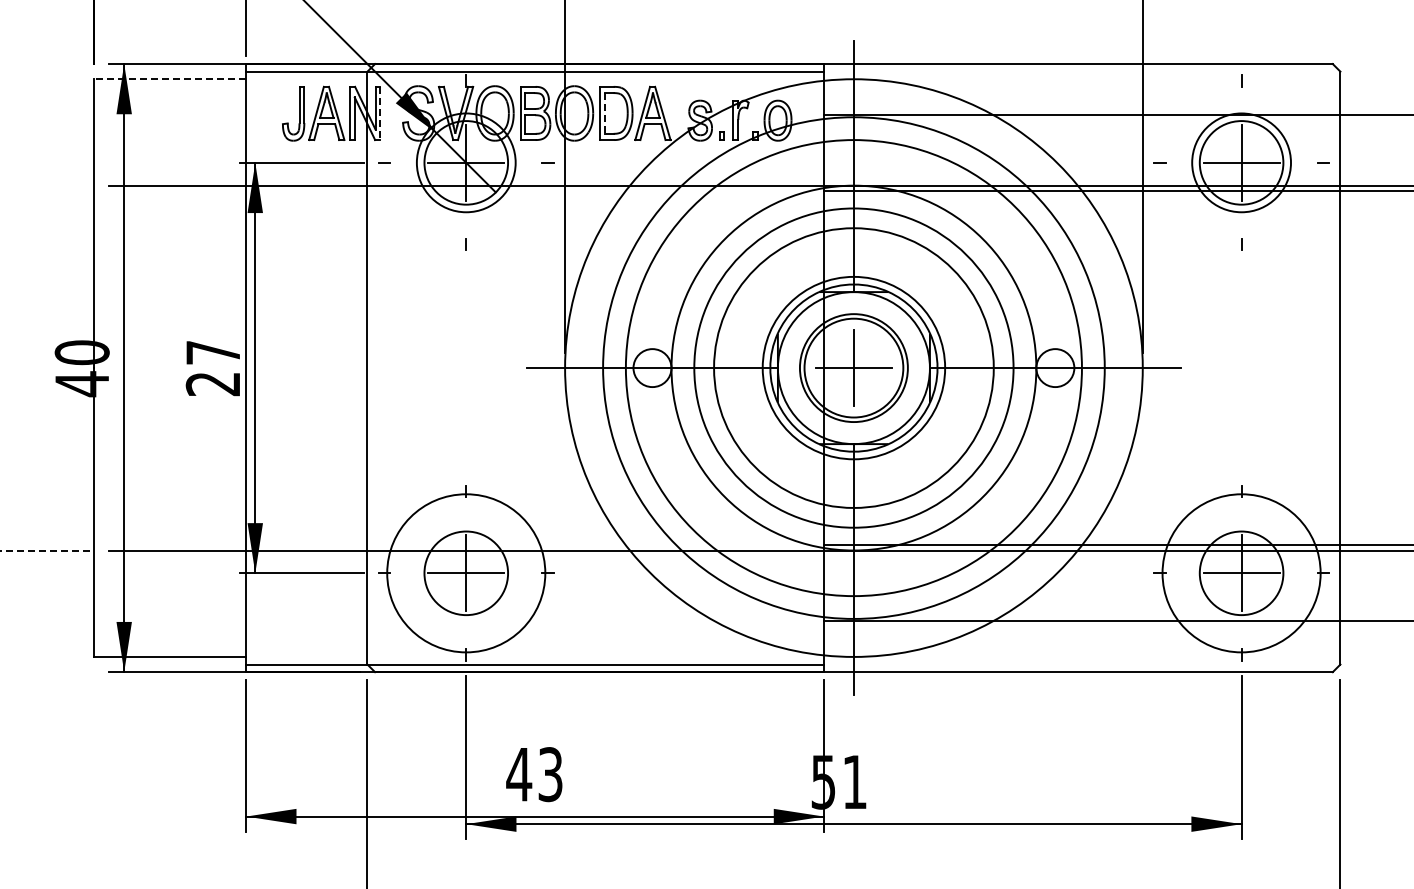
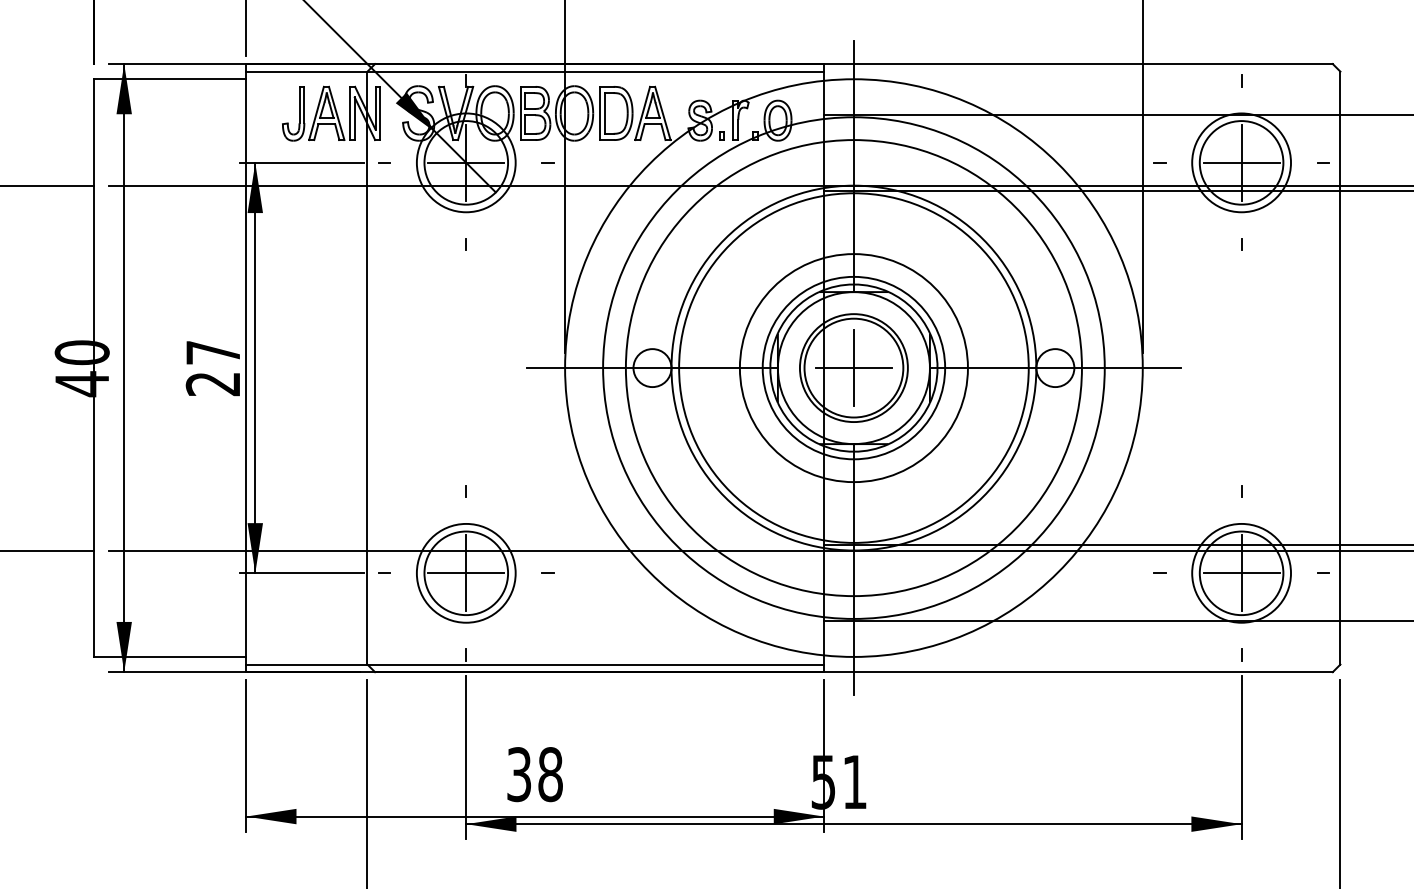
line: dashed -> solid (169, 79)
line: dashed -> solid (380, 113)
line: dashed -> solid (604, 113)
line: none -> present (48, 185)
circle diameter: 280 px -> 350 px (853, 367)
circle diameter: 319 px -> 228 px (853, 368)
line: dashed -> solid (47, 550)
circle diameter: 158 px -> 99 px (465, 572)
circle diameter: 158 px -> 99 px (1241, 572)
text: 43 -> 38 (534, 774)
